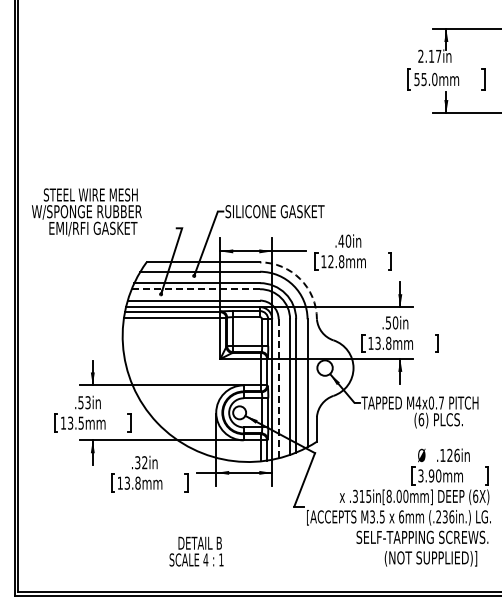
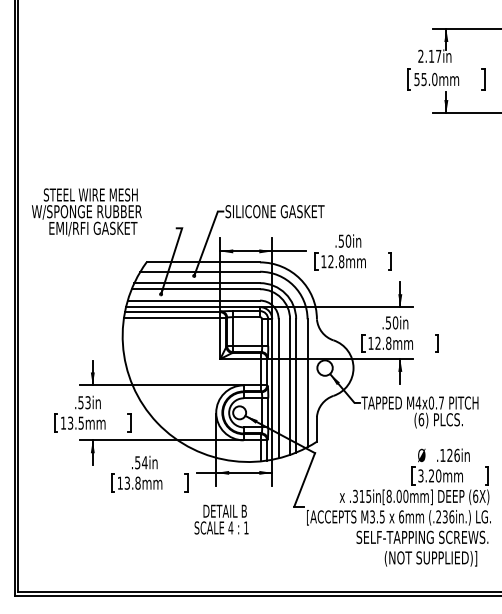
text: .40in -> .50in (341, 240)
arc: dashed -> solid (300, 279)
line: dashed -> solid (195, 289)
text: 13.8mm -> 12.8mm (377, 343)
line: dashed -> solid (278, 388)
text: .32in -> .54in (141, 462)
text: 3.90mm -> 3.20mm (431, 475)
text position: (196, 551) -> (221, 519) (221, 519)
